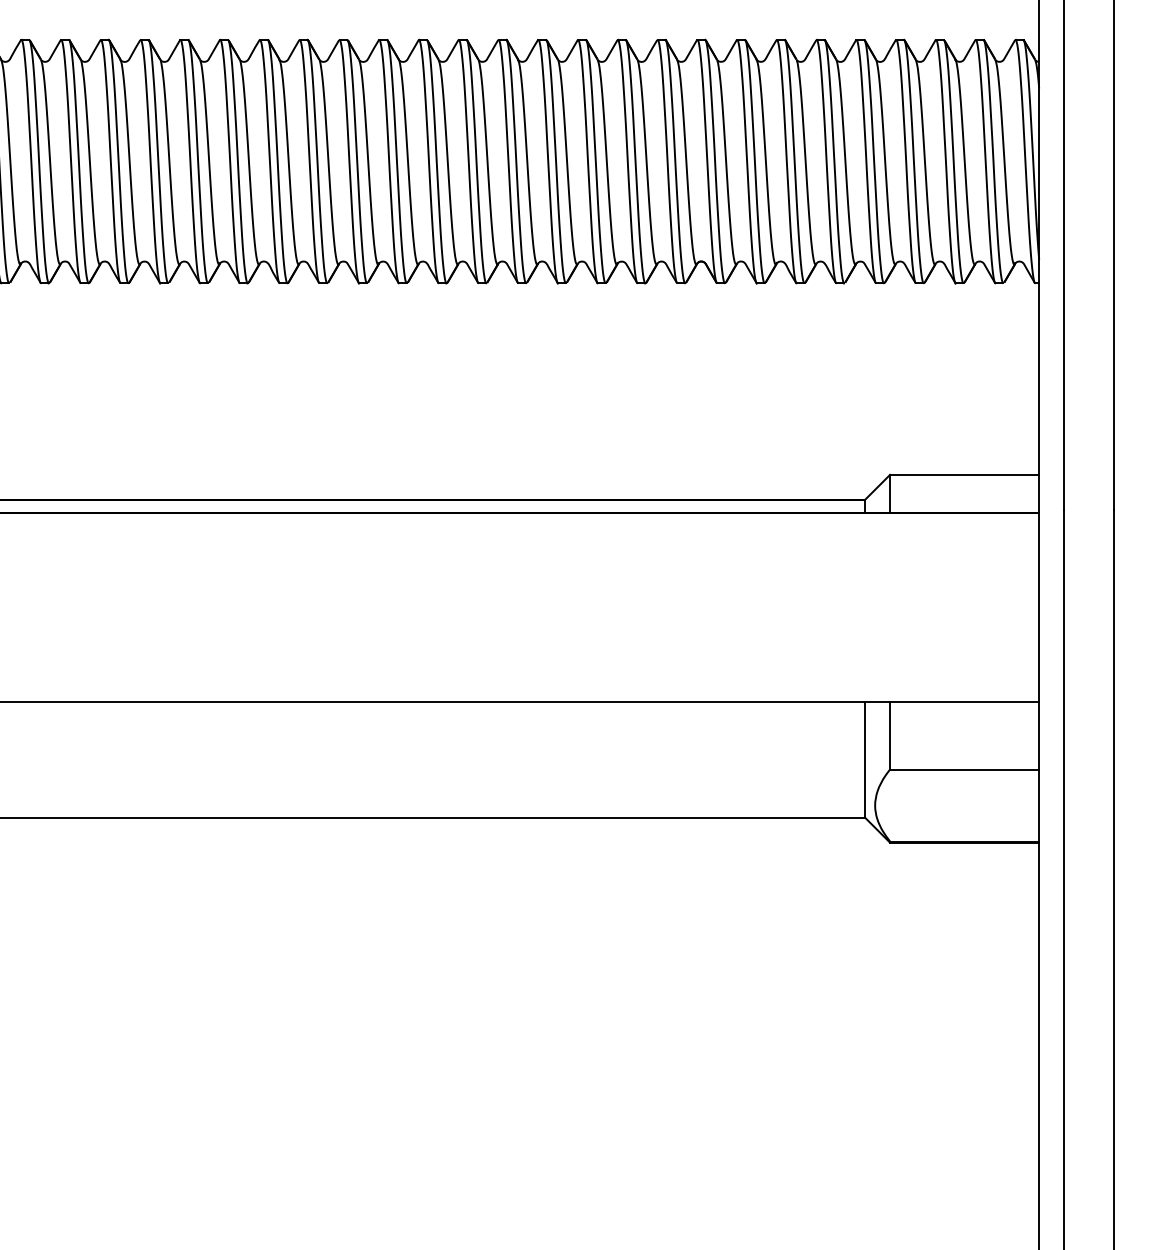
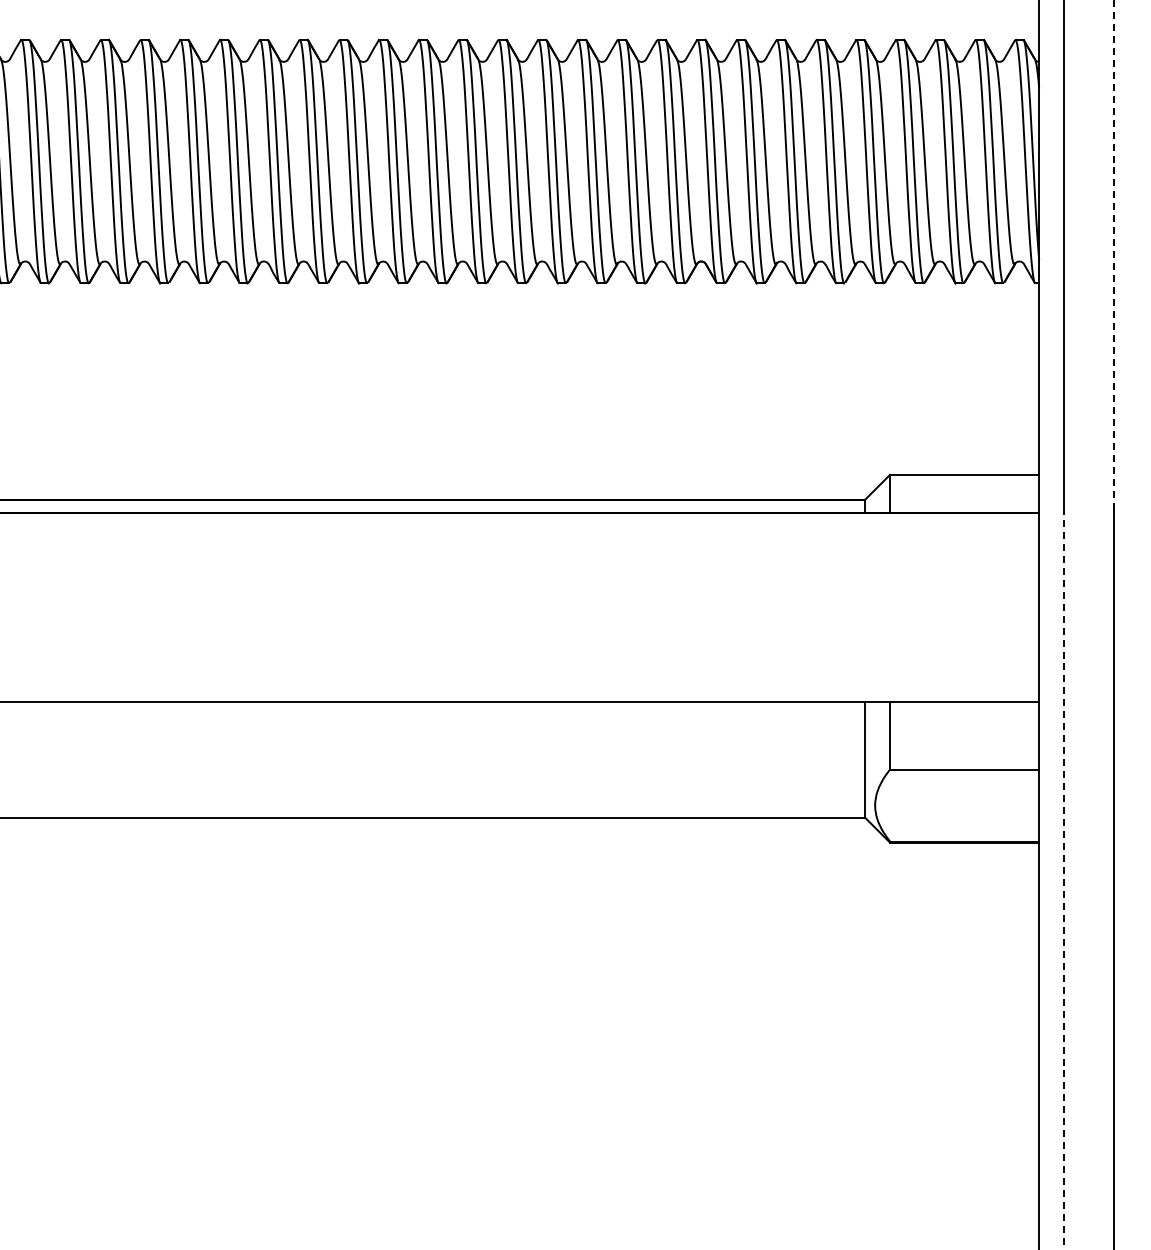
line: solid -> dashed (1113, 254)
line: solid -> dashed (1064, 879)
